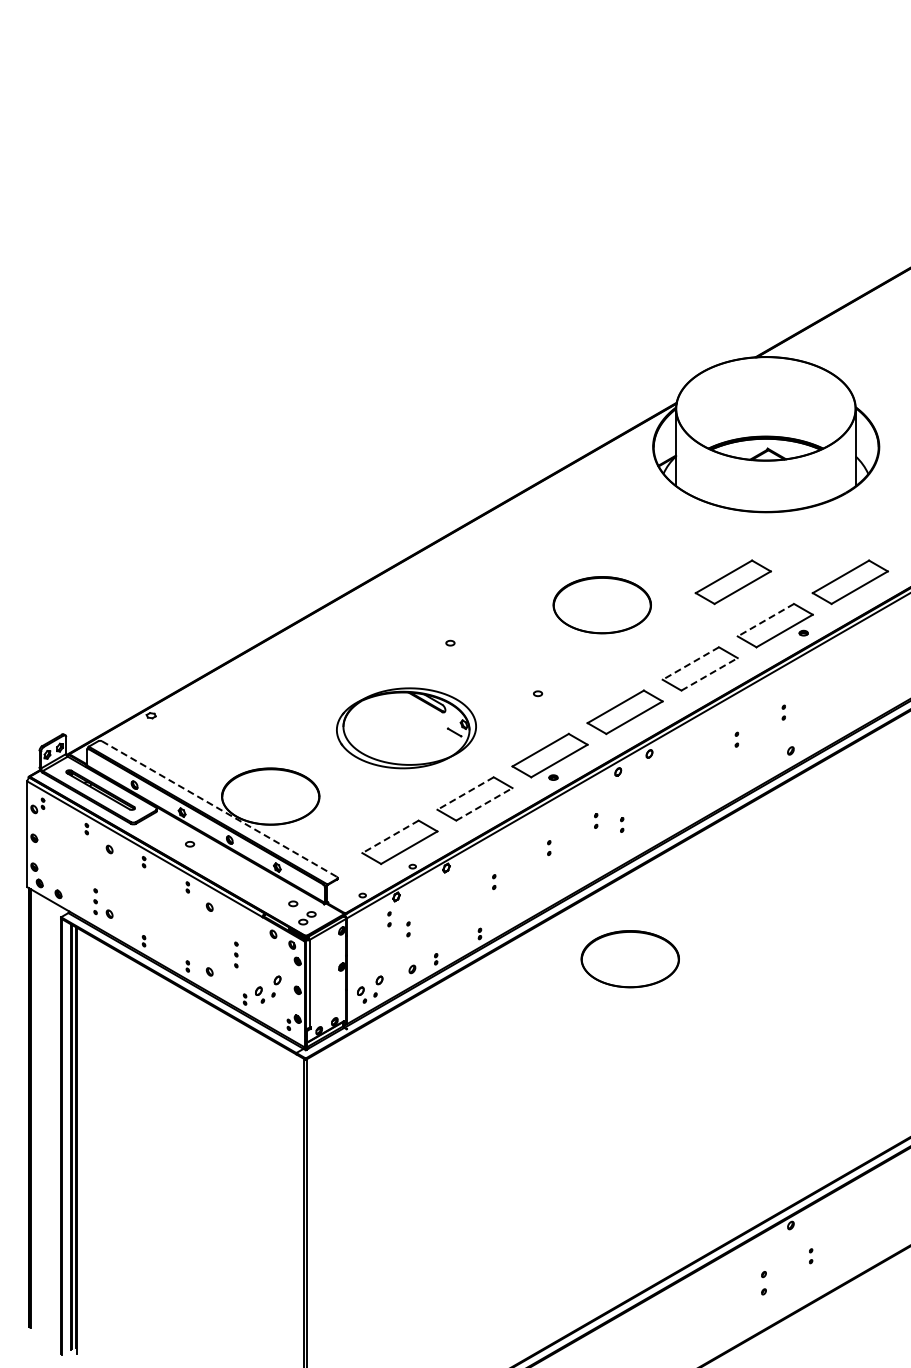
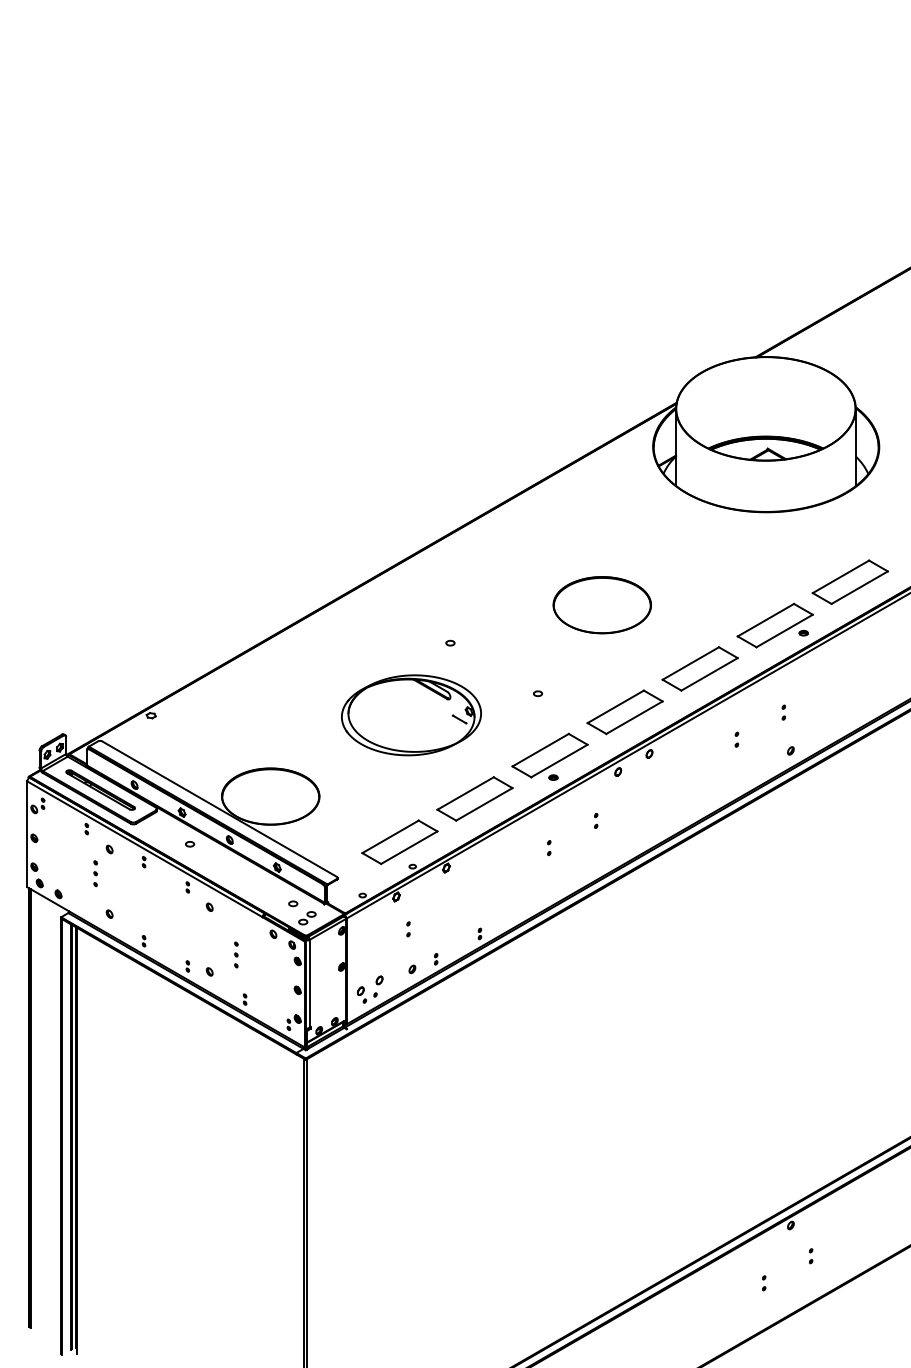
part: present -> none (732, 582)
line: dashed -> solid (765, 620)
line: dashed -> solid (690, 663)
line: dashed -> solid (709, 674)
part position: (406, 728) -> (411, 715) (411, 715)
line: dashed -> solid (465, 793)
line: dashed -> solid (484, 804)
line: dashed -> solid (219, 809)
part: present -> none (622, 824)
line: dashed -> solid (390, 836)
part: present -> none (494, 882)
part position: (95, 901) -> (95, 873) (95, 873)
part: present -> none (389, 919)
part: present -> none (629, 959)
part: present -> none (268, 989)
part size: 6x25 px -> 5x17 px (764, 1283)
